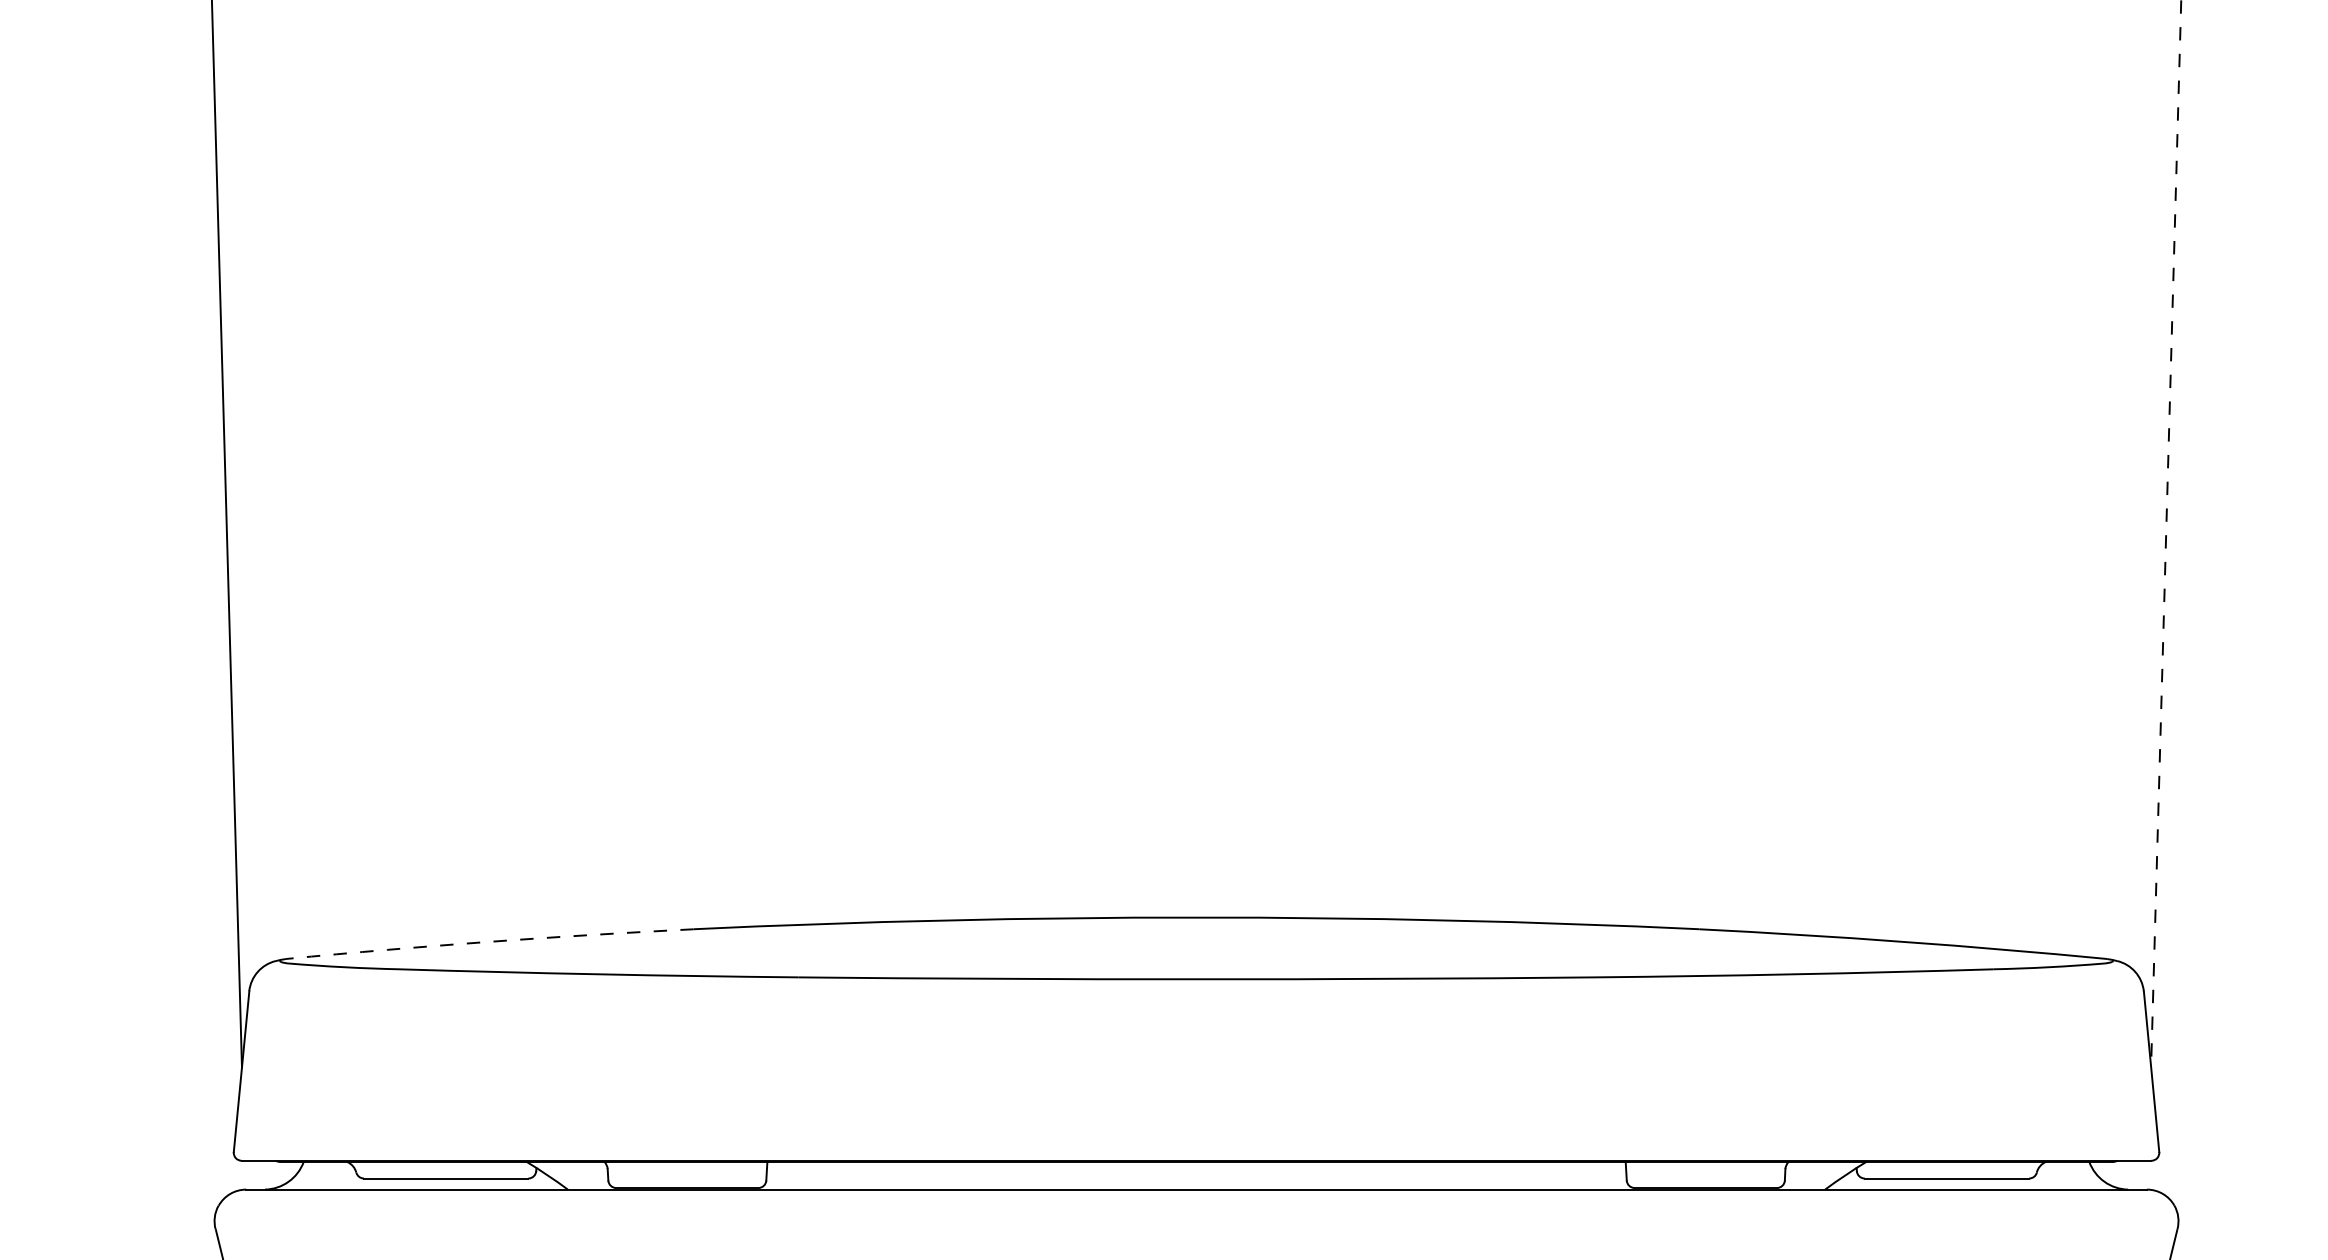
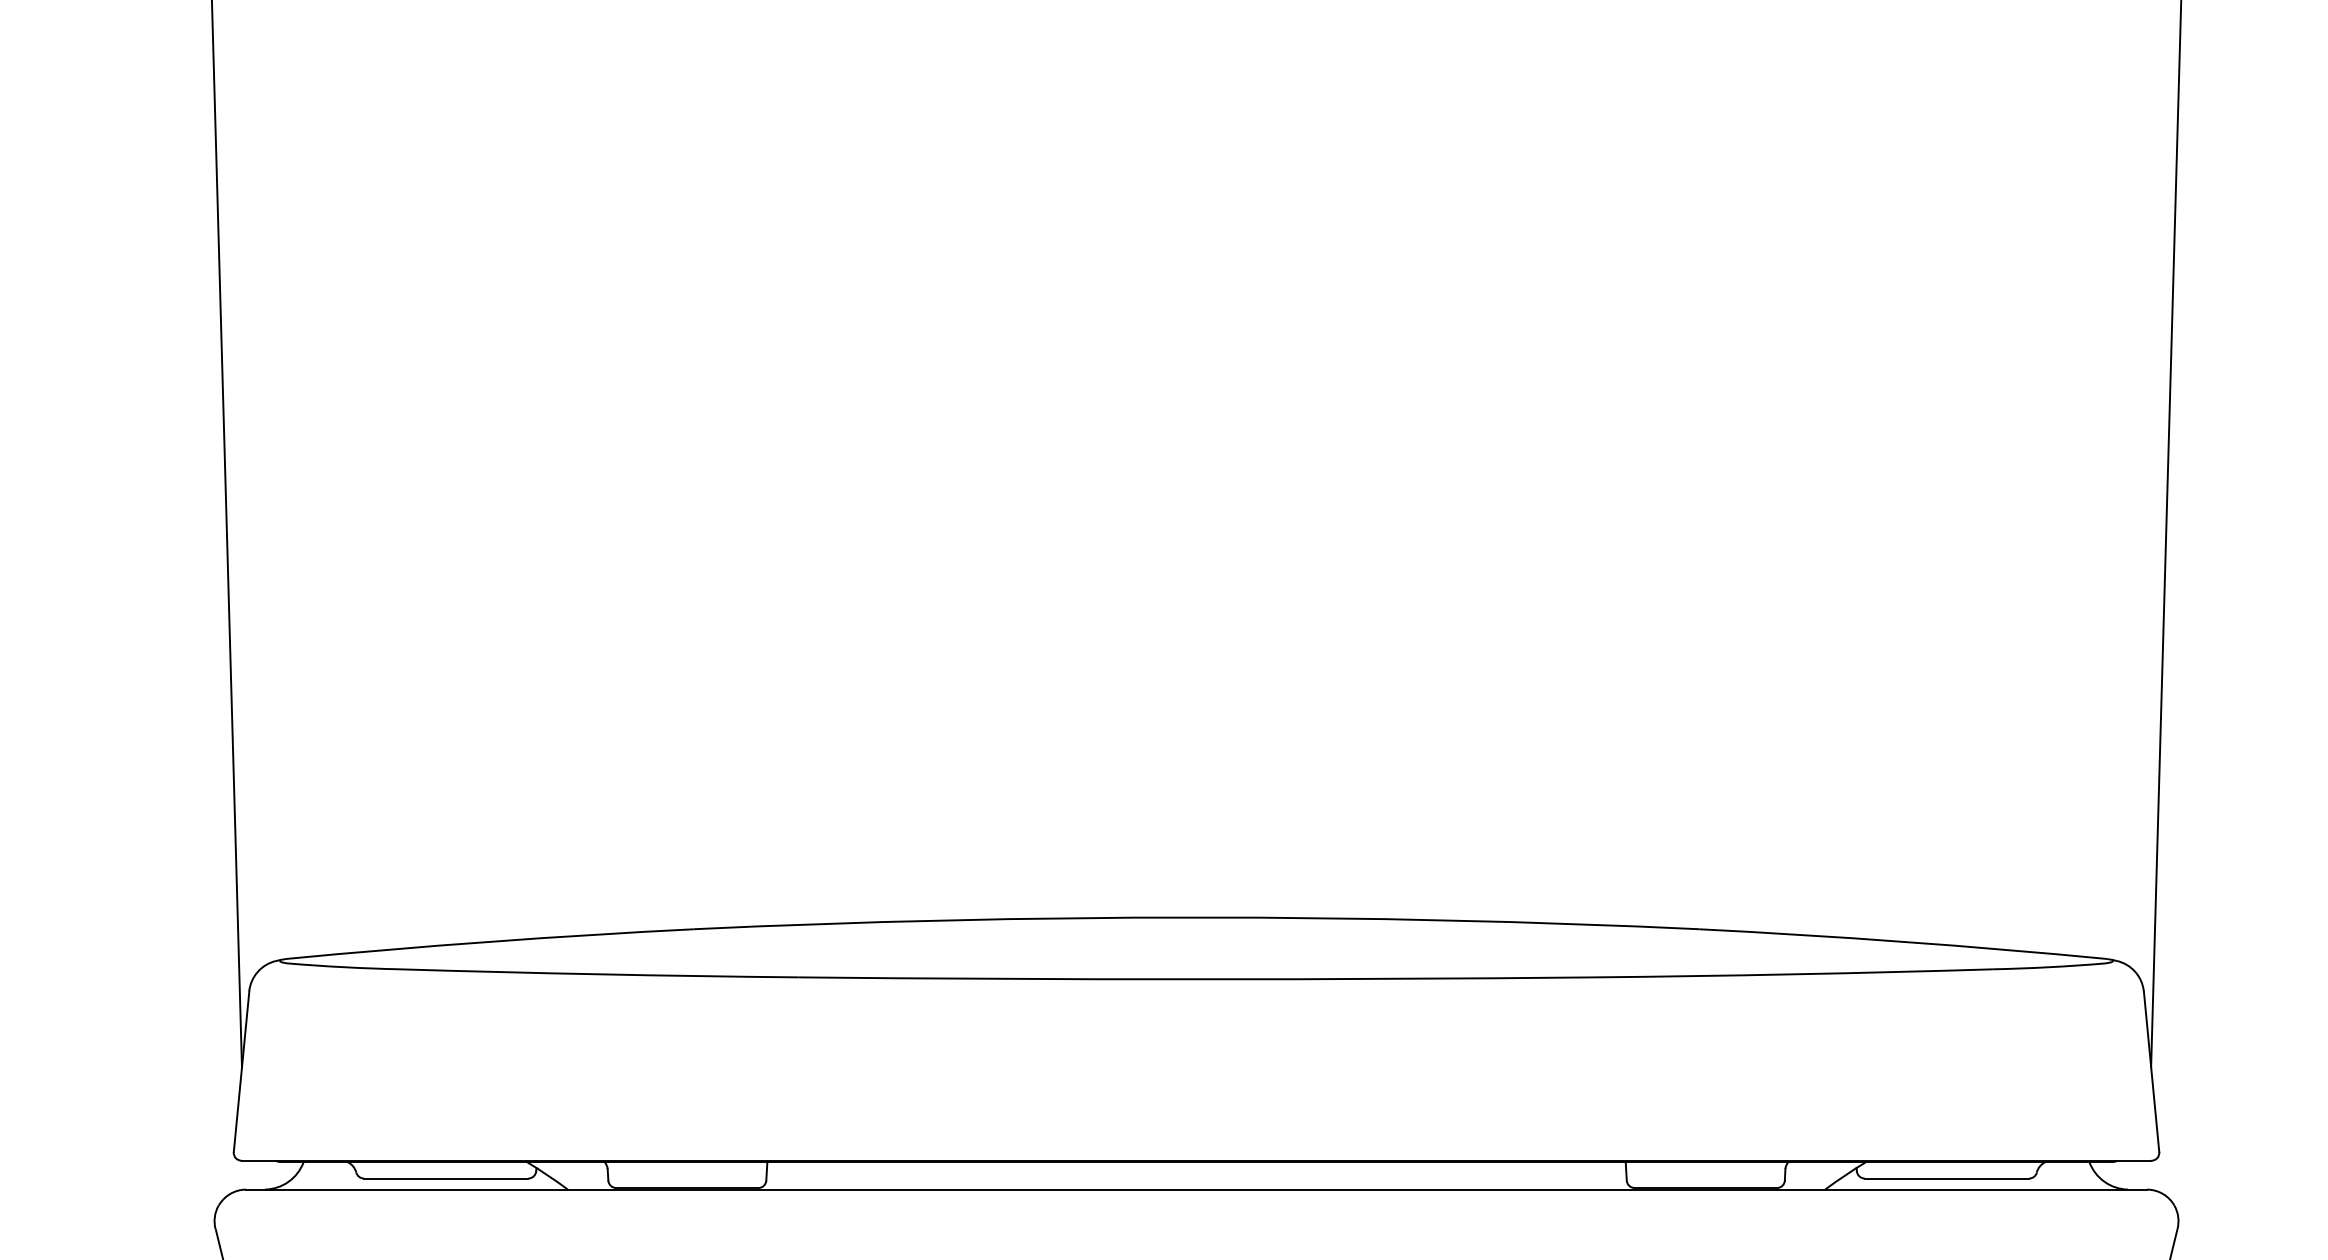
line: dashed -> solid (2166, 534)
arc: dashed -> solid (489, 941)
